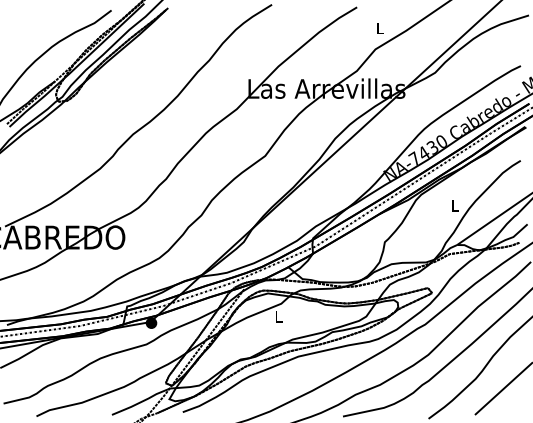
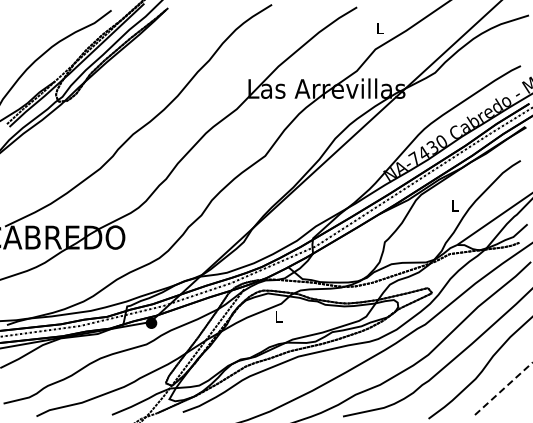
line: solid -> dashed (504, 388)
